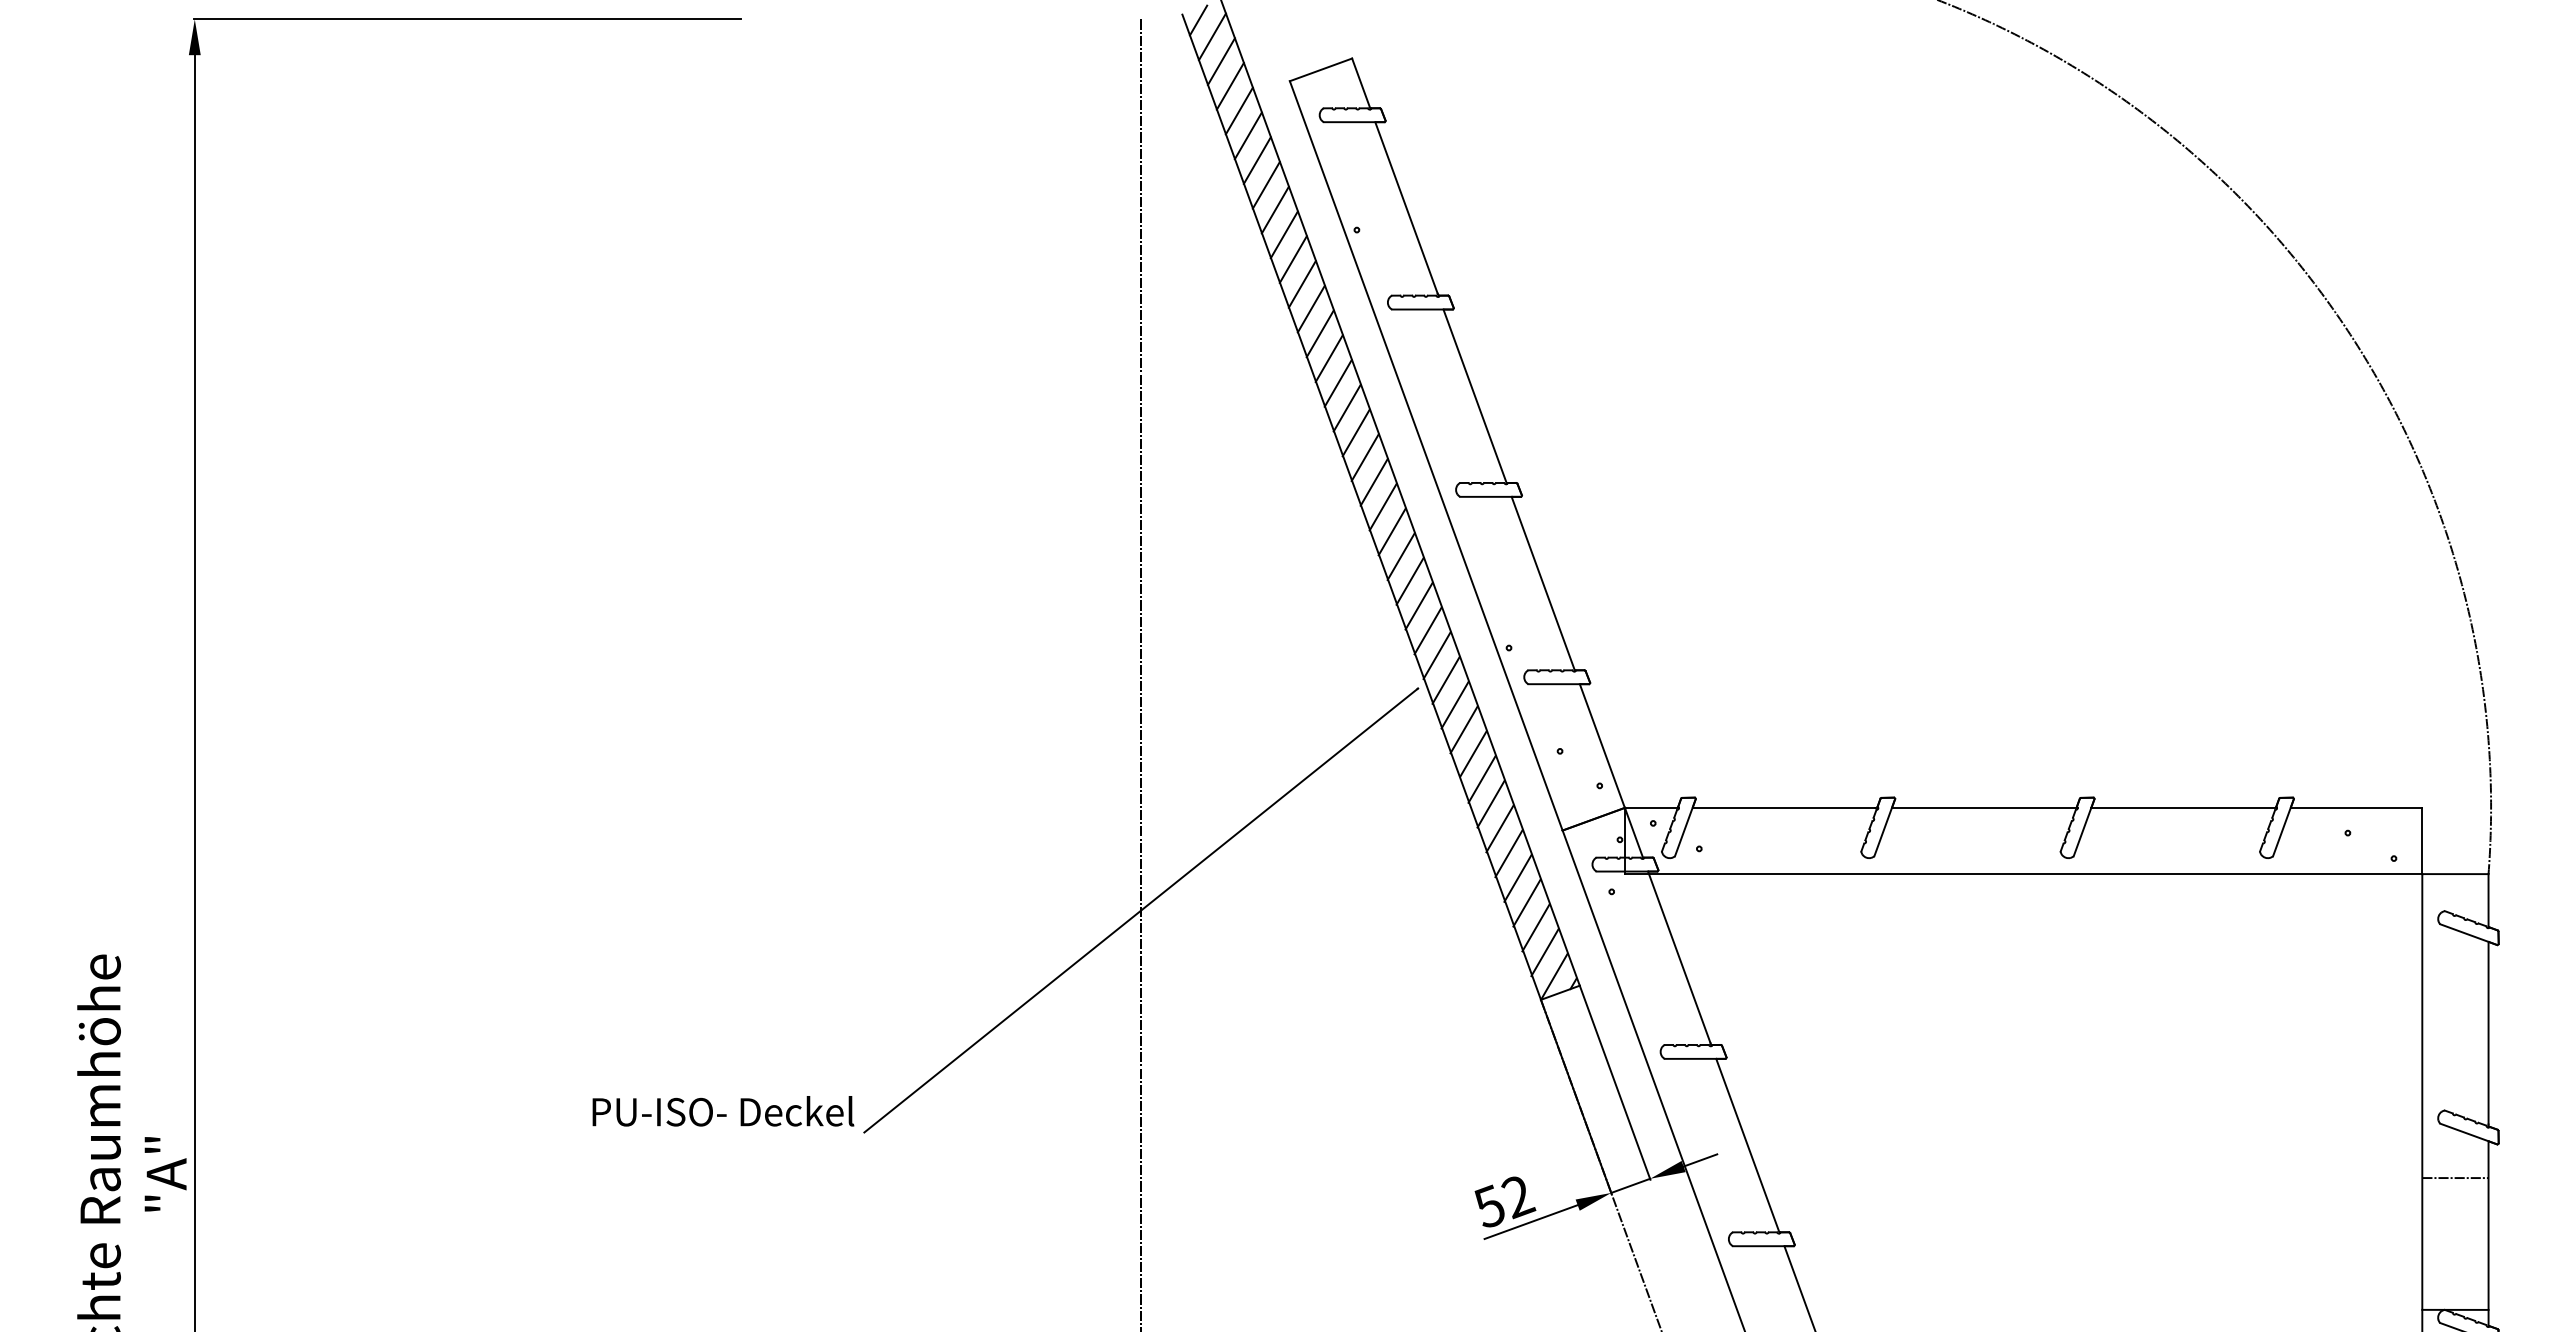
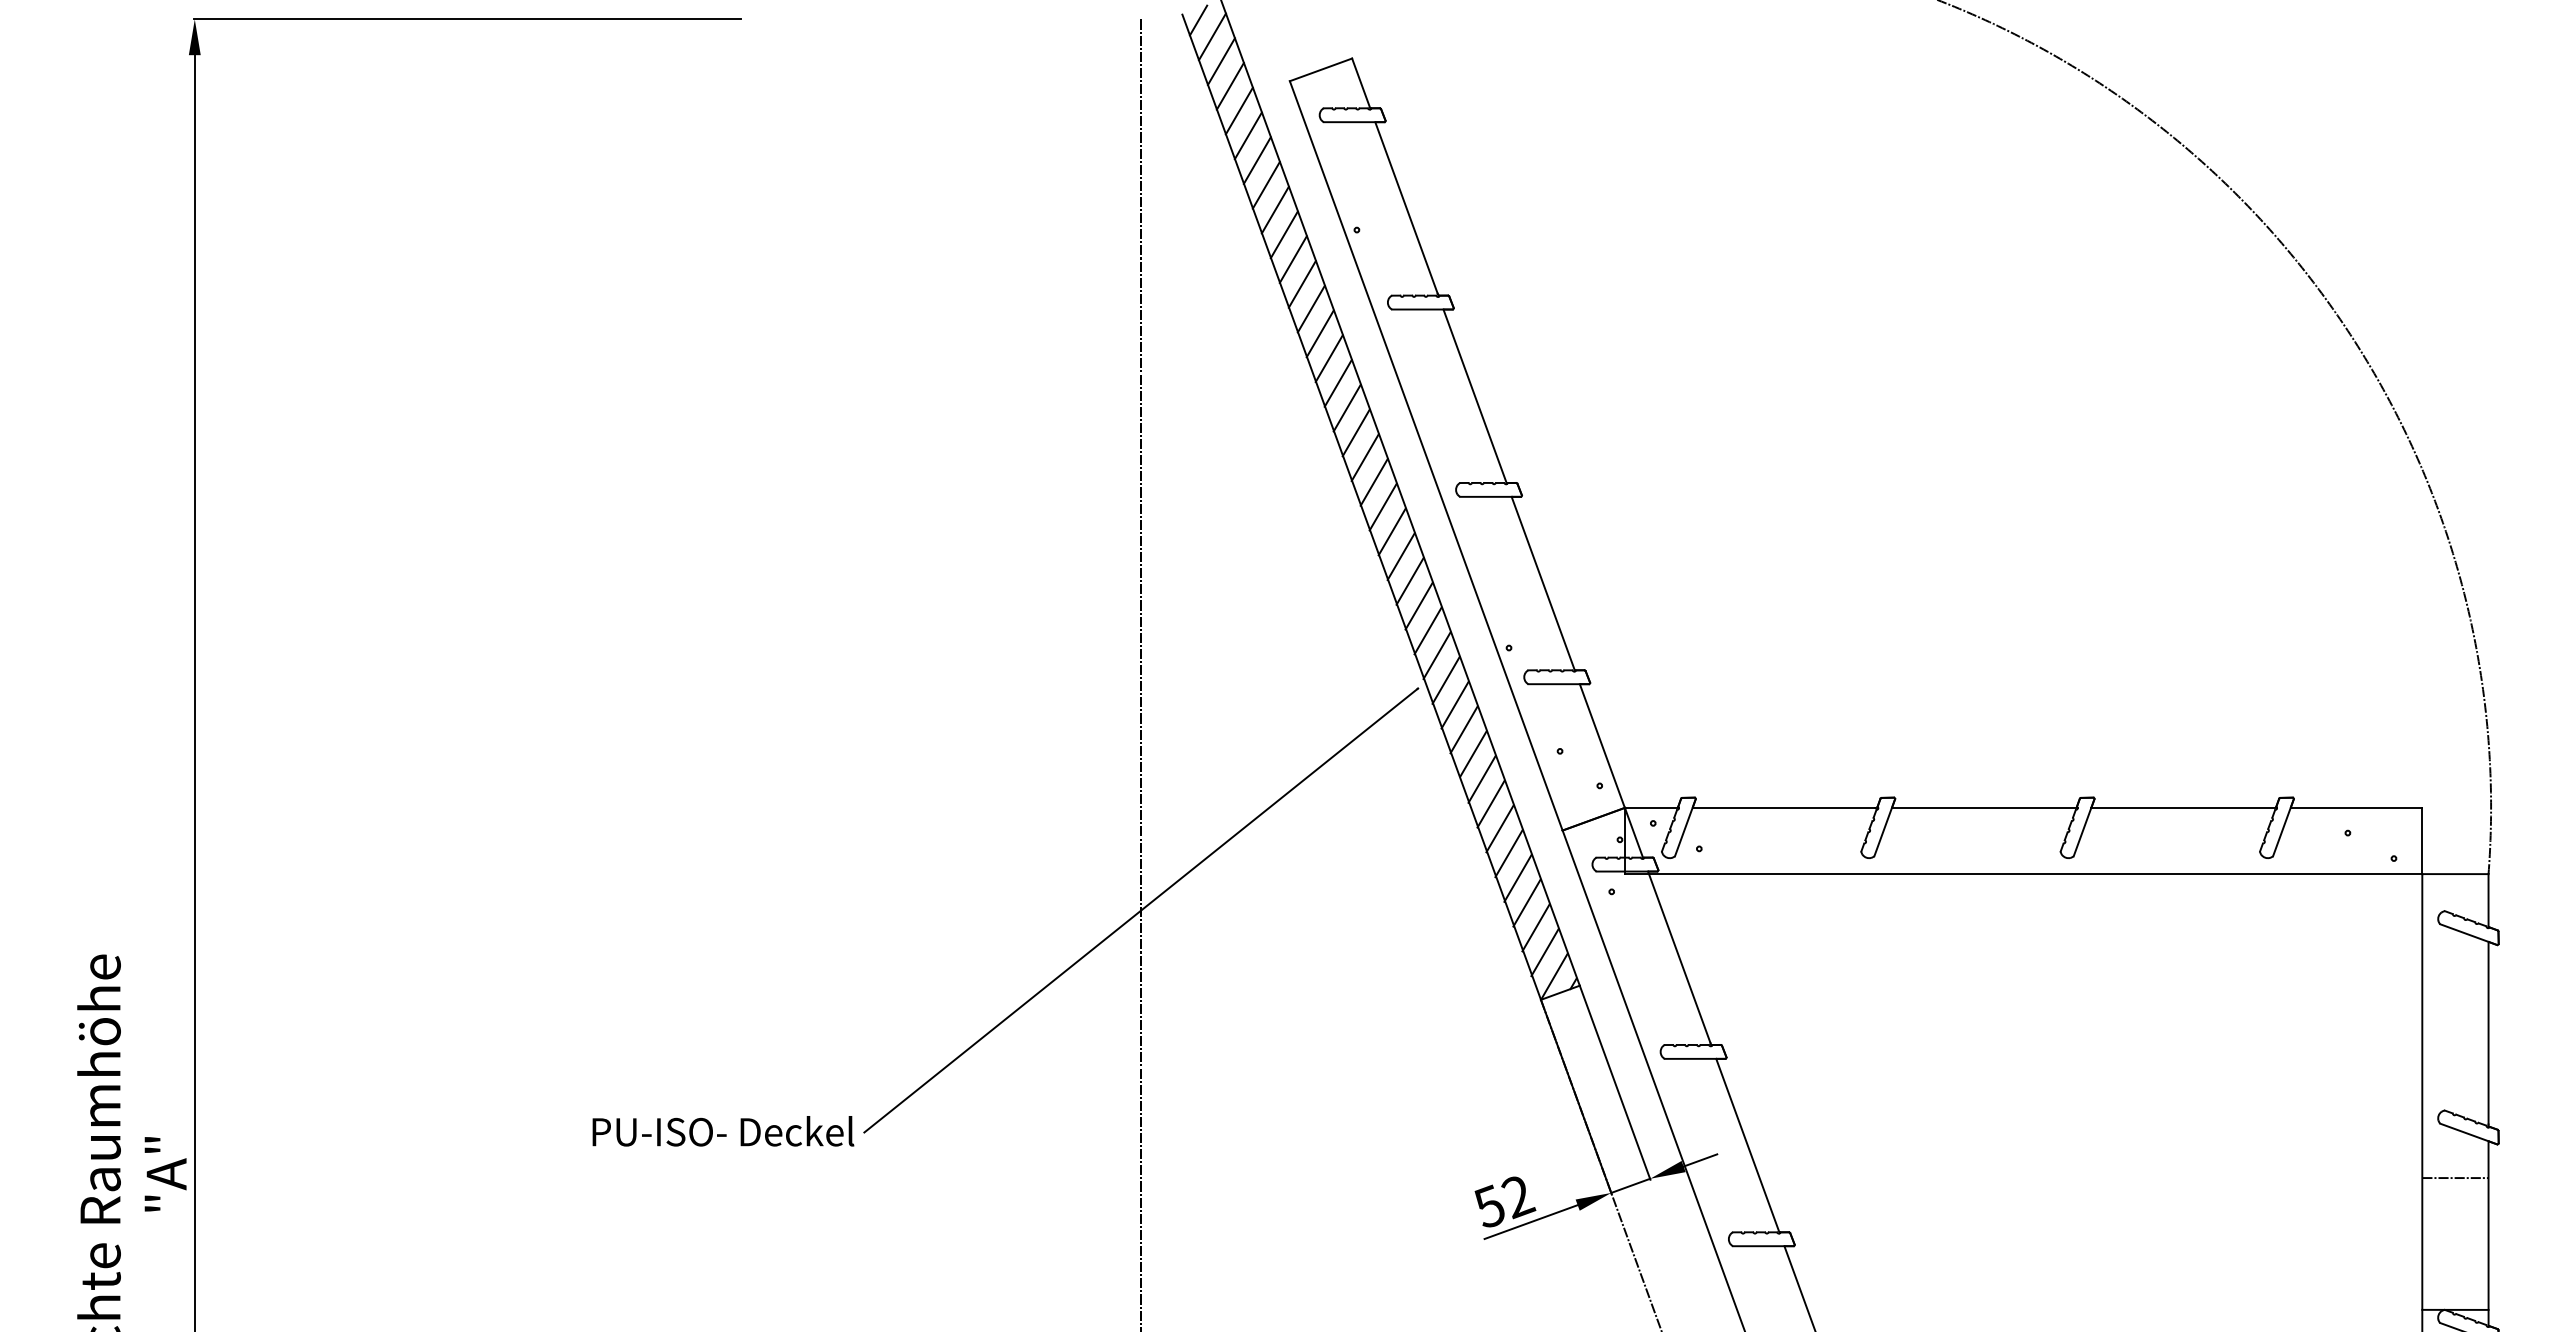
text position: (723, 1111) -> (723, 1131) (723, 1131)
